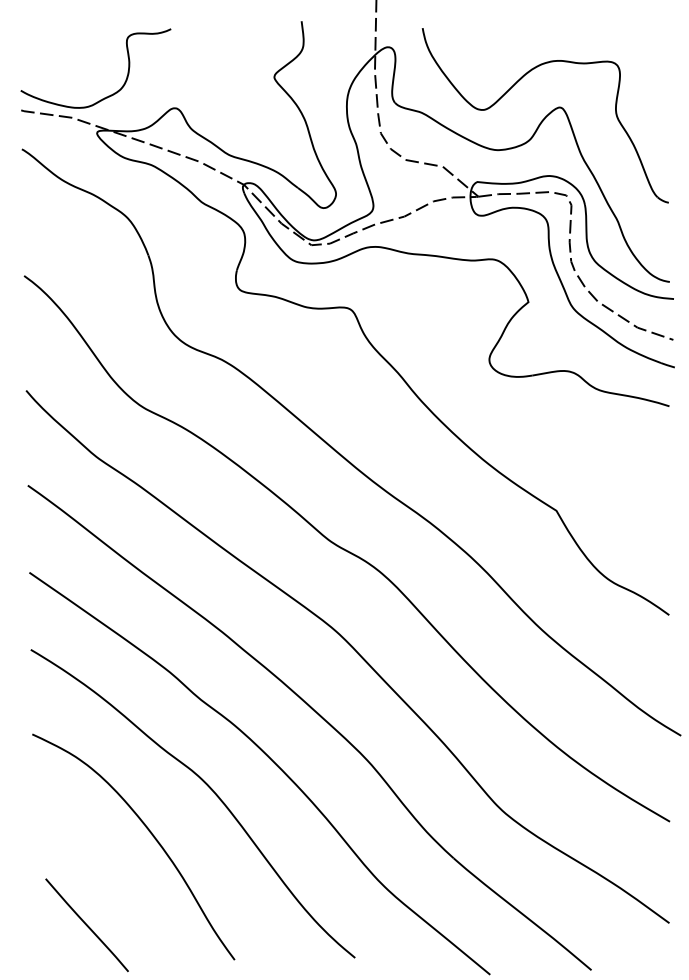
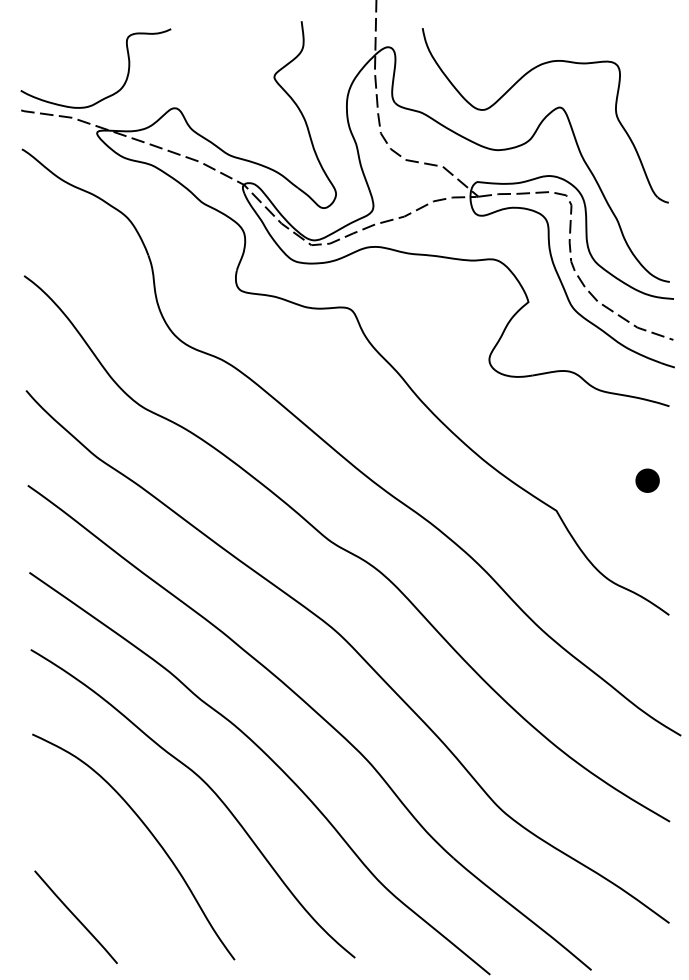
part: none -> present (647, 480)
line position: (86, 925) -> (75, 917) (75, 917)
